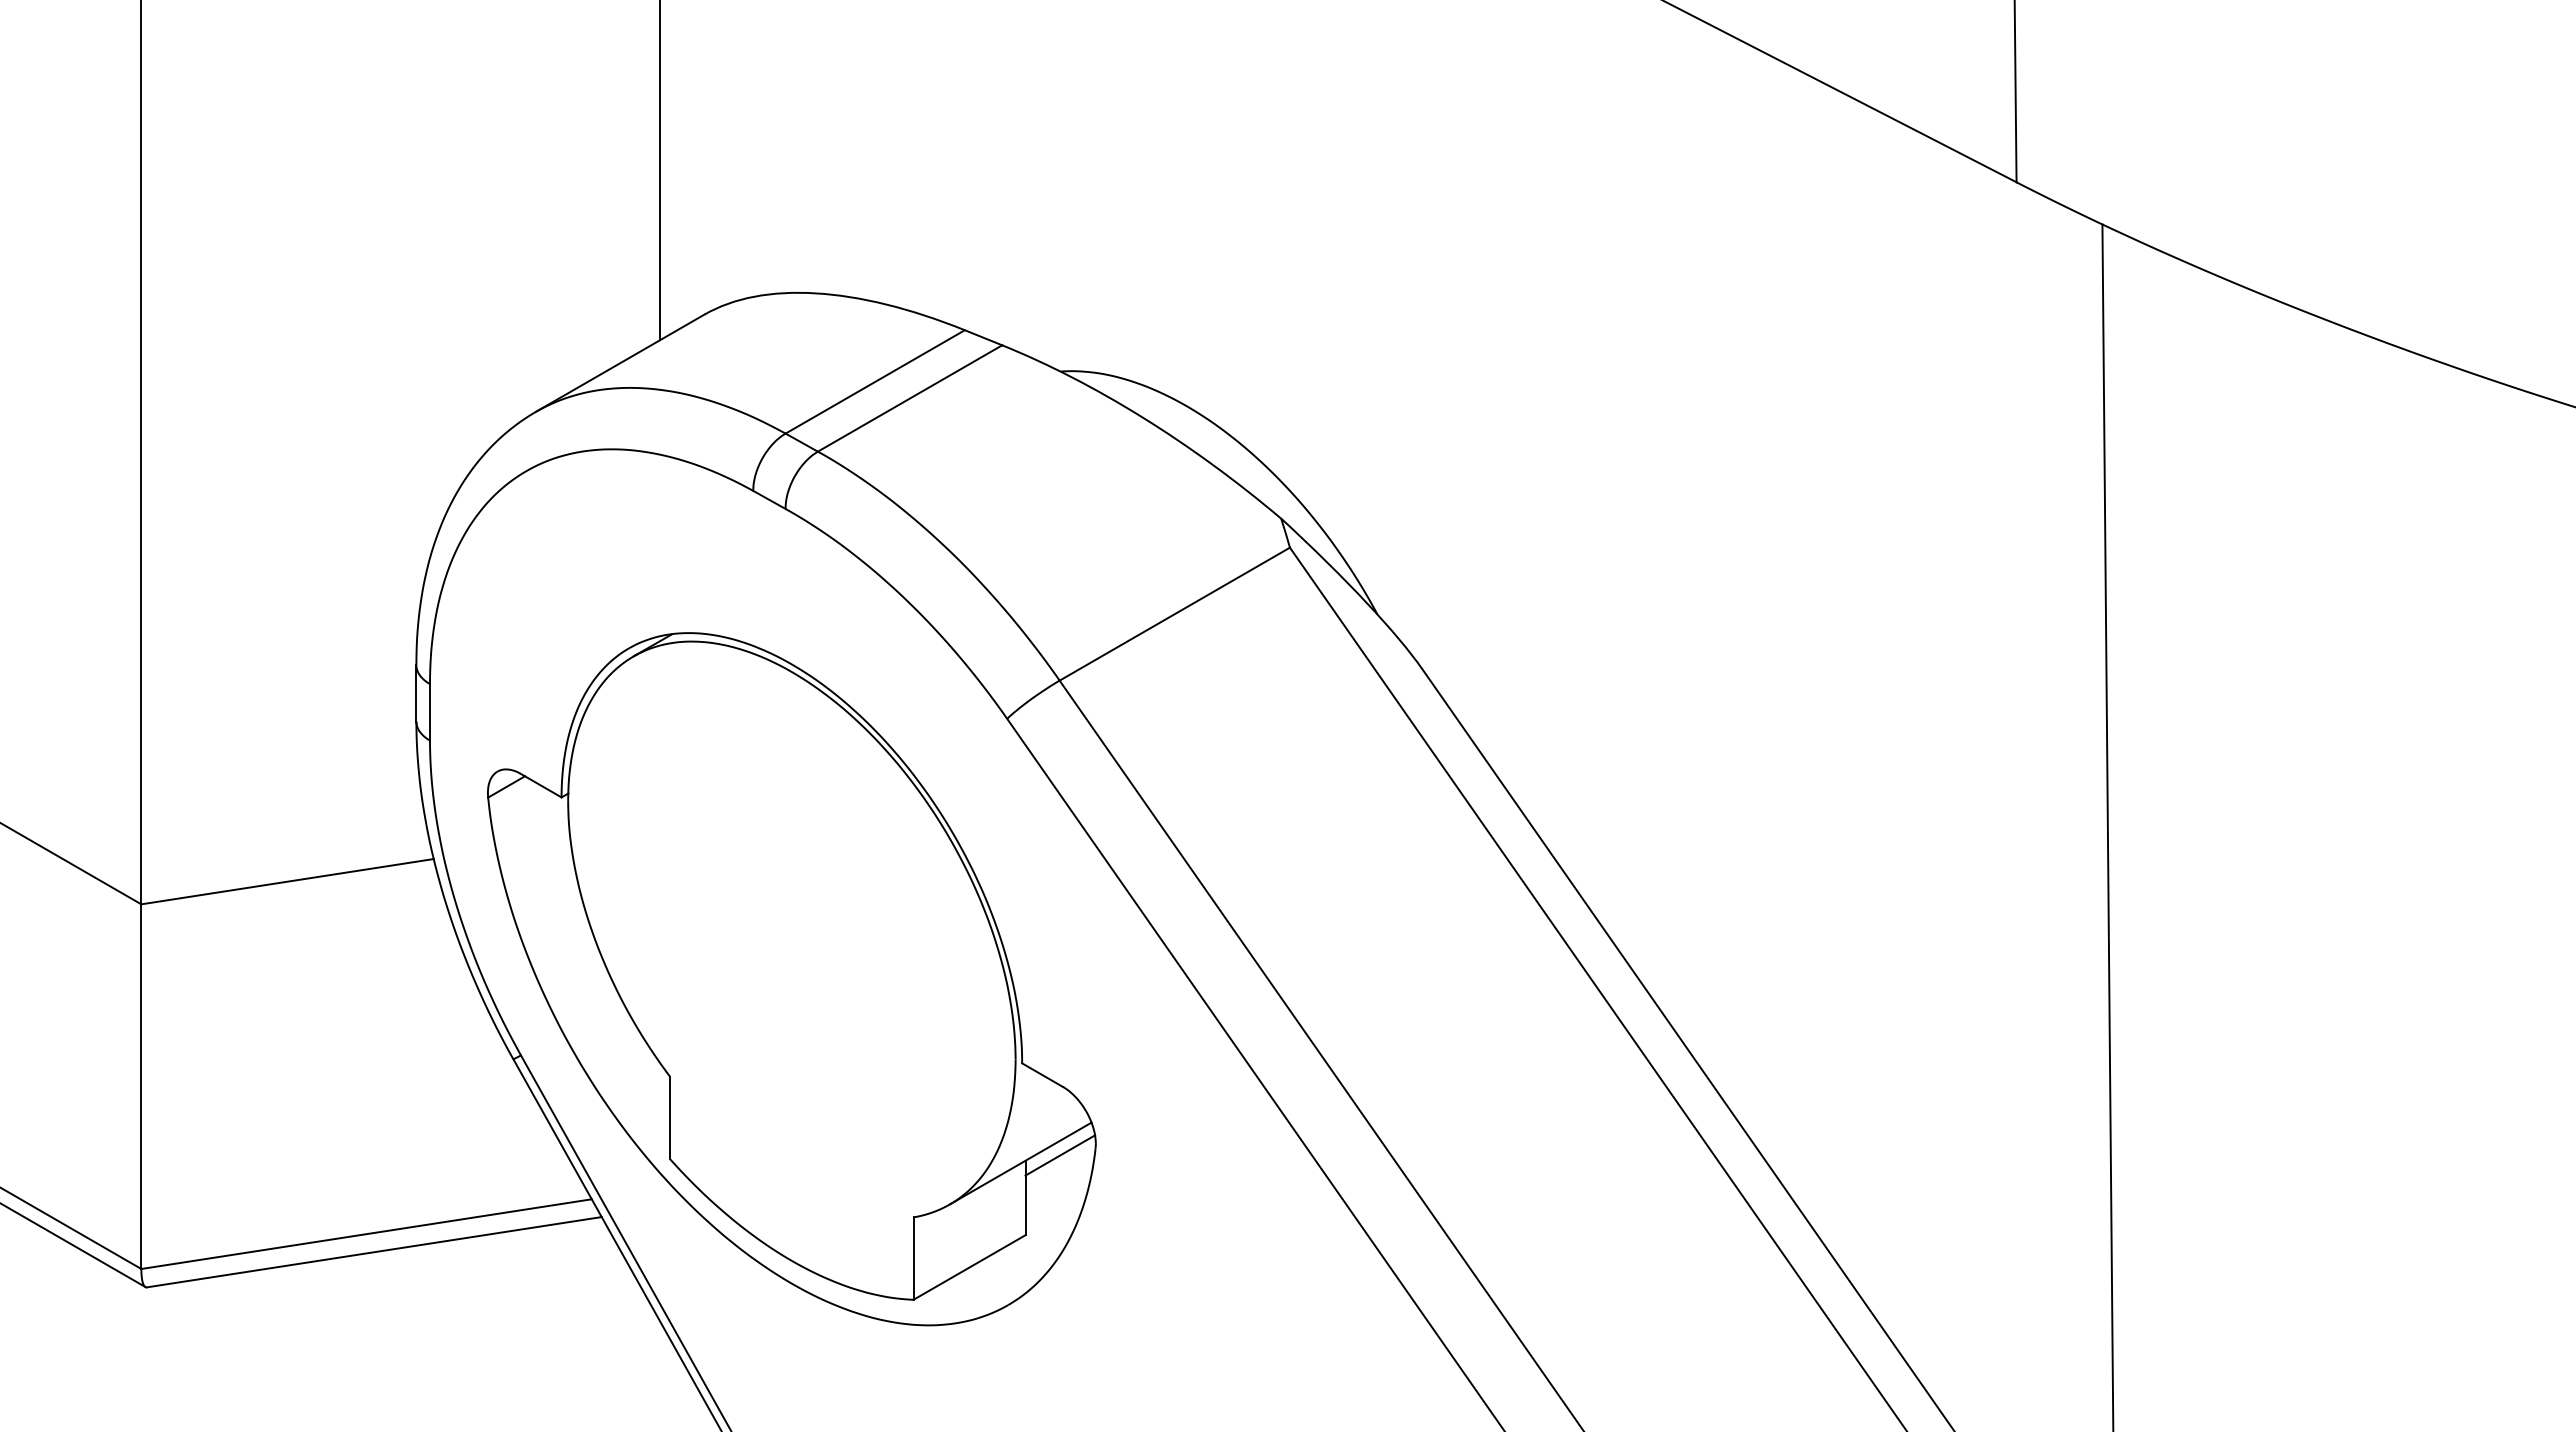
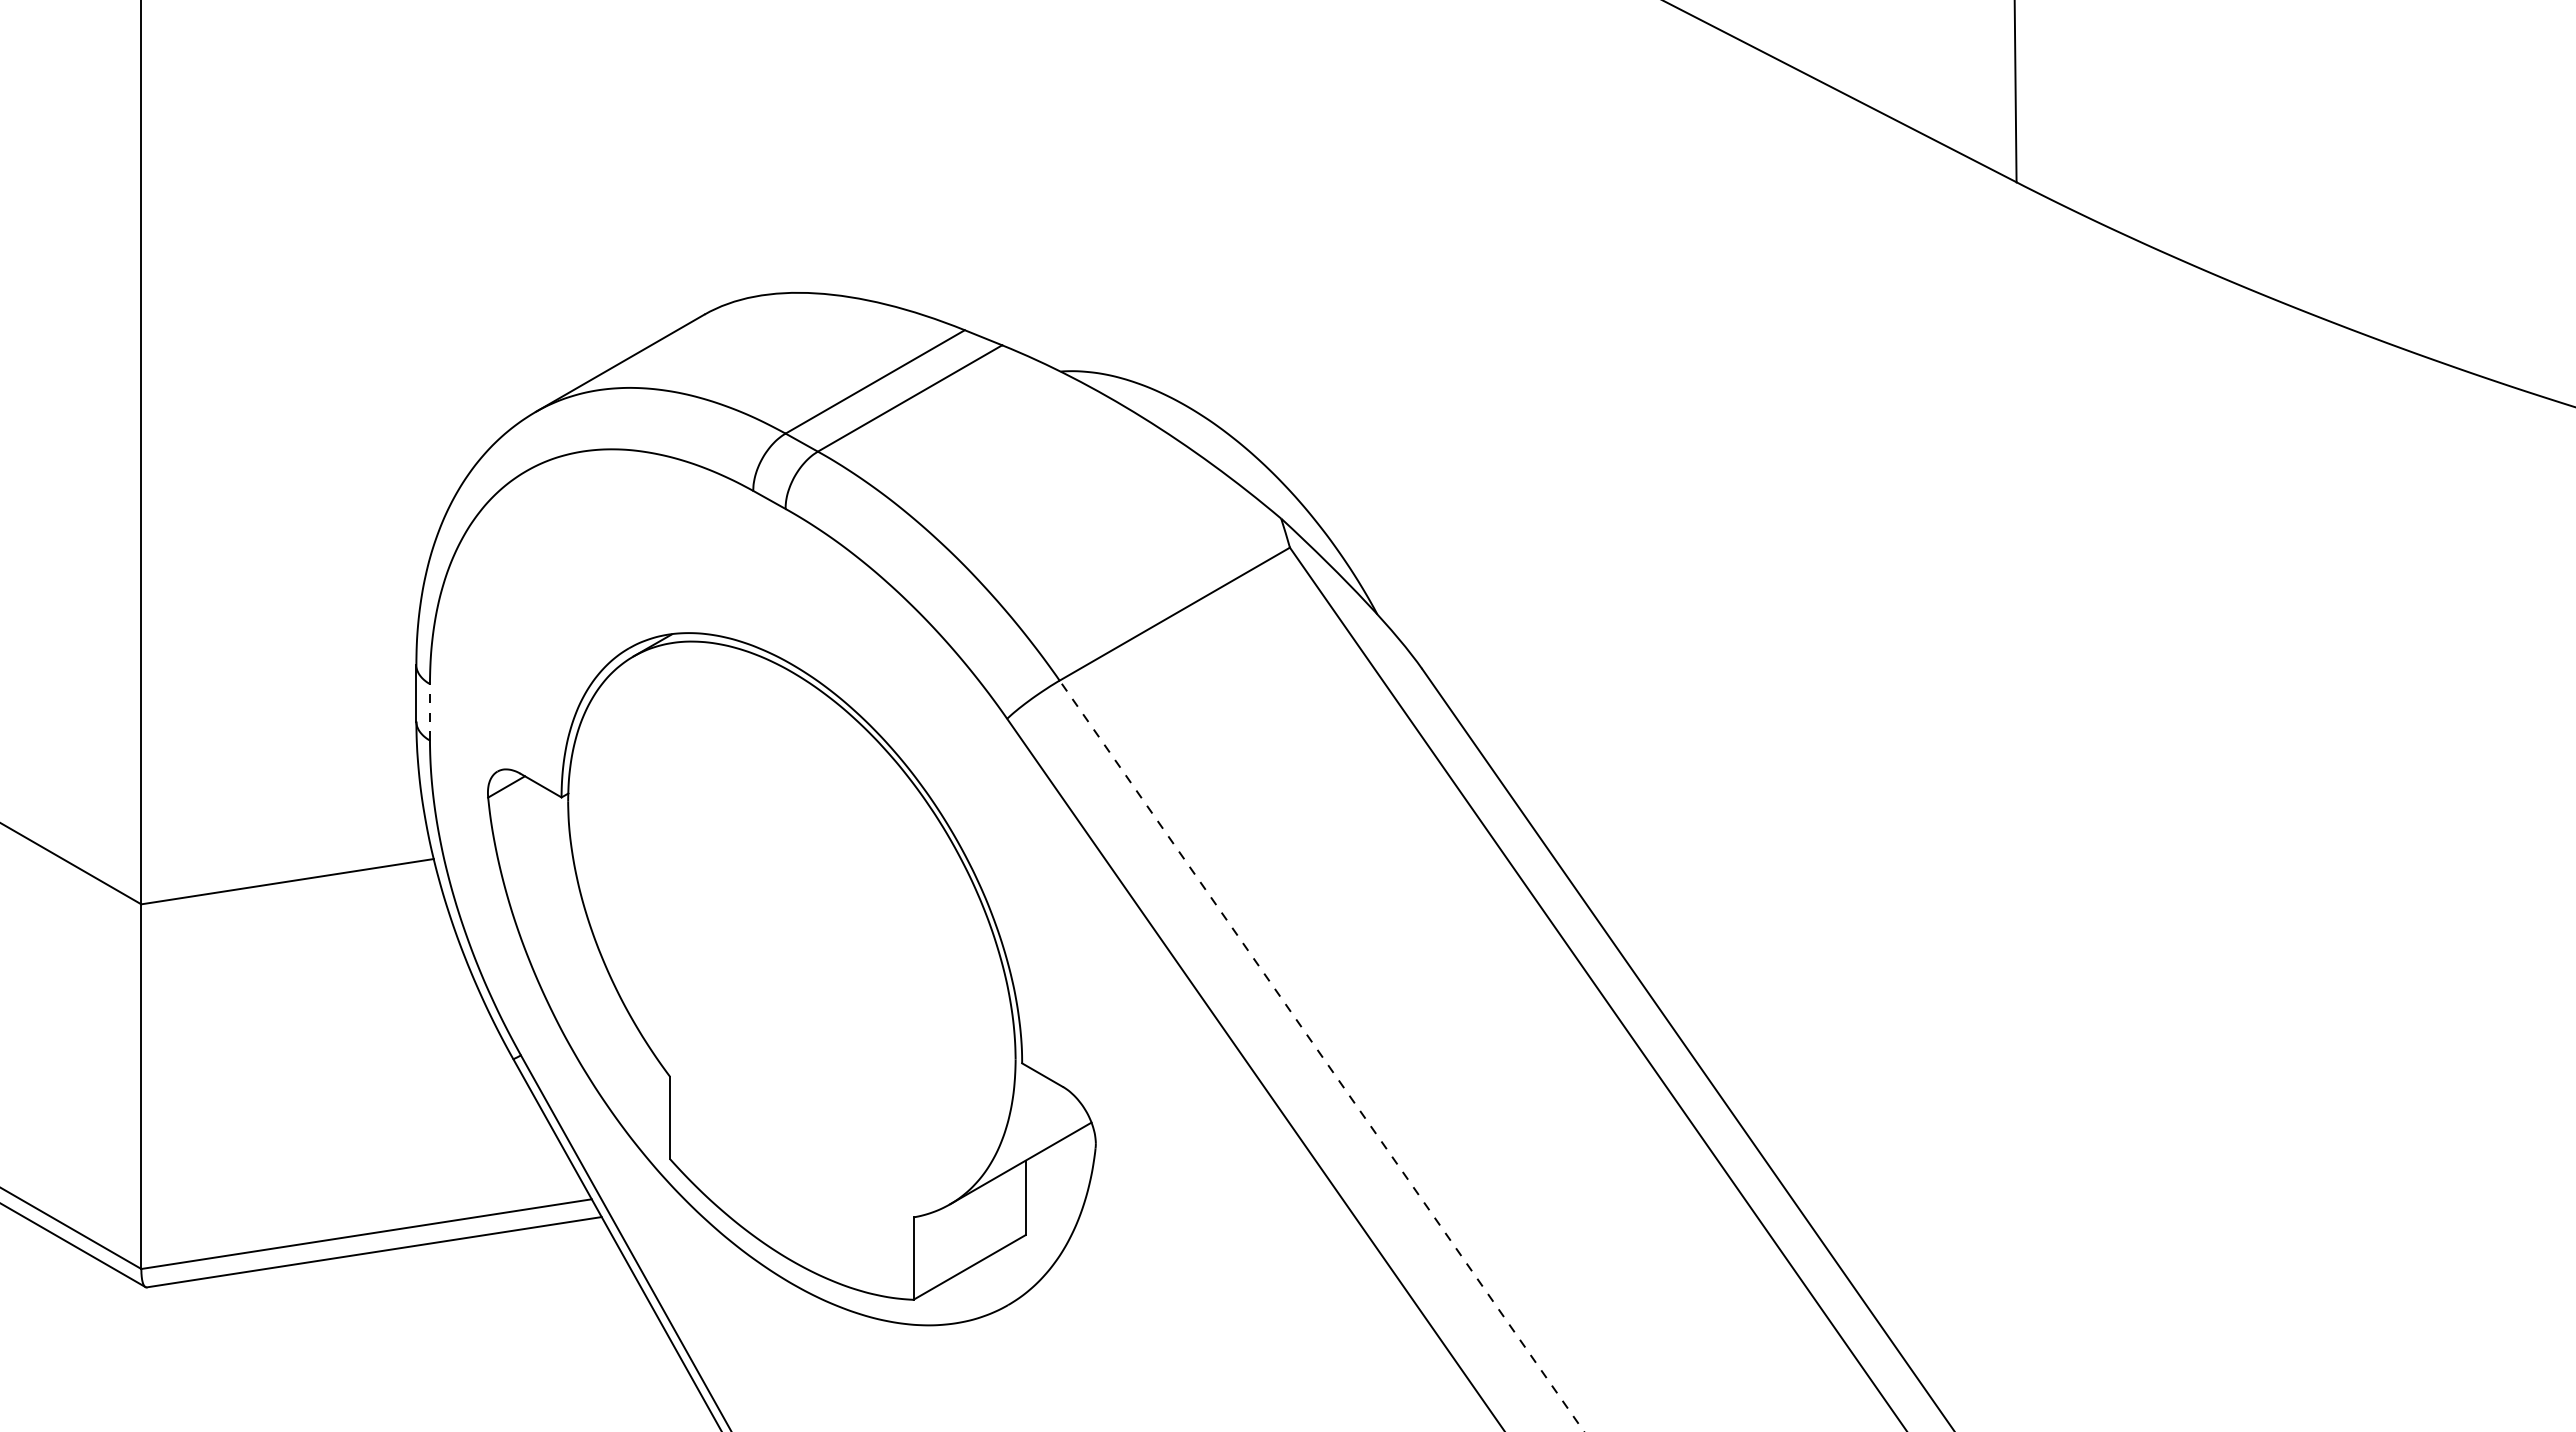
line: present -> none (660, 171)
line: solid -> dashed (429, 711)
line: present -> none (2107, 826)
line: solid -> dashed (1321, 1056)
line: present -> none (1060, 1155)
